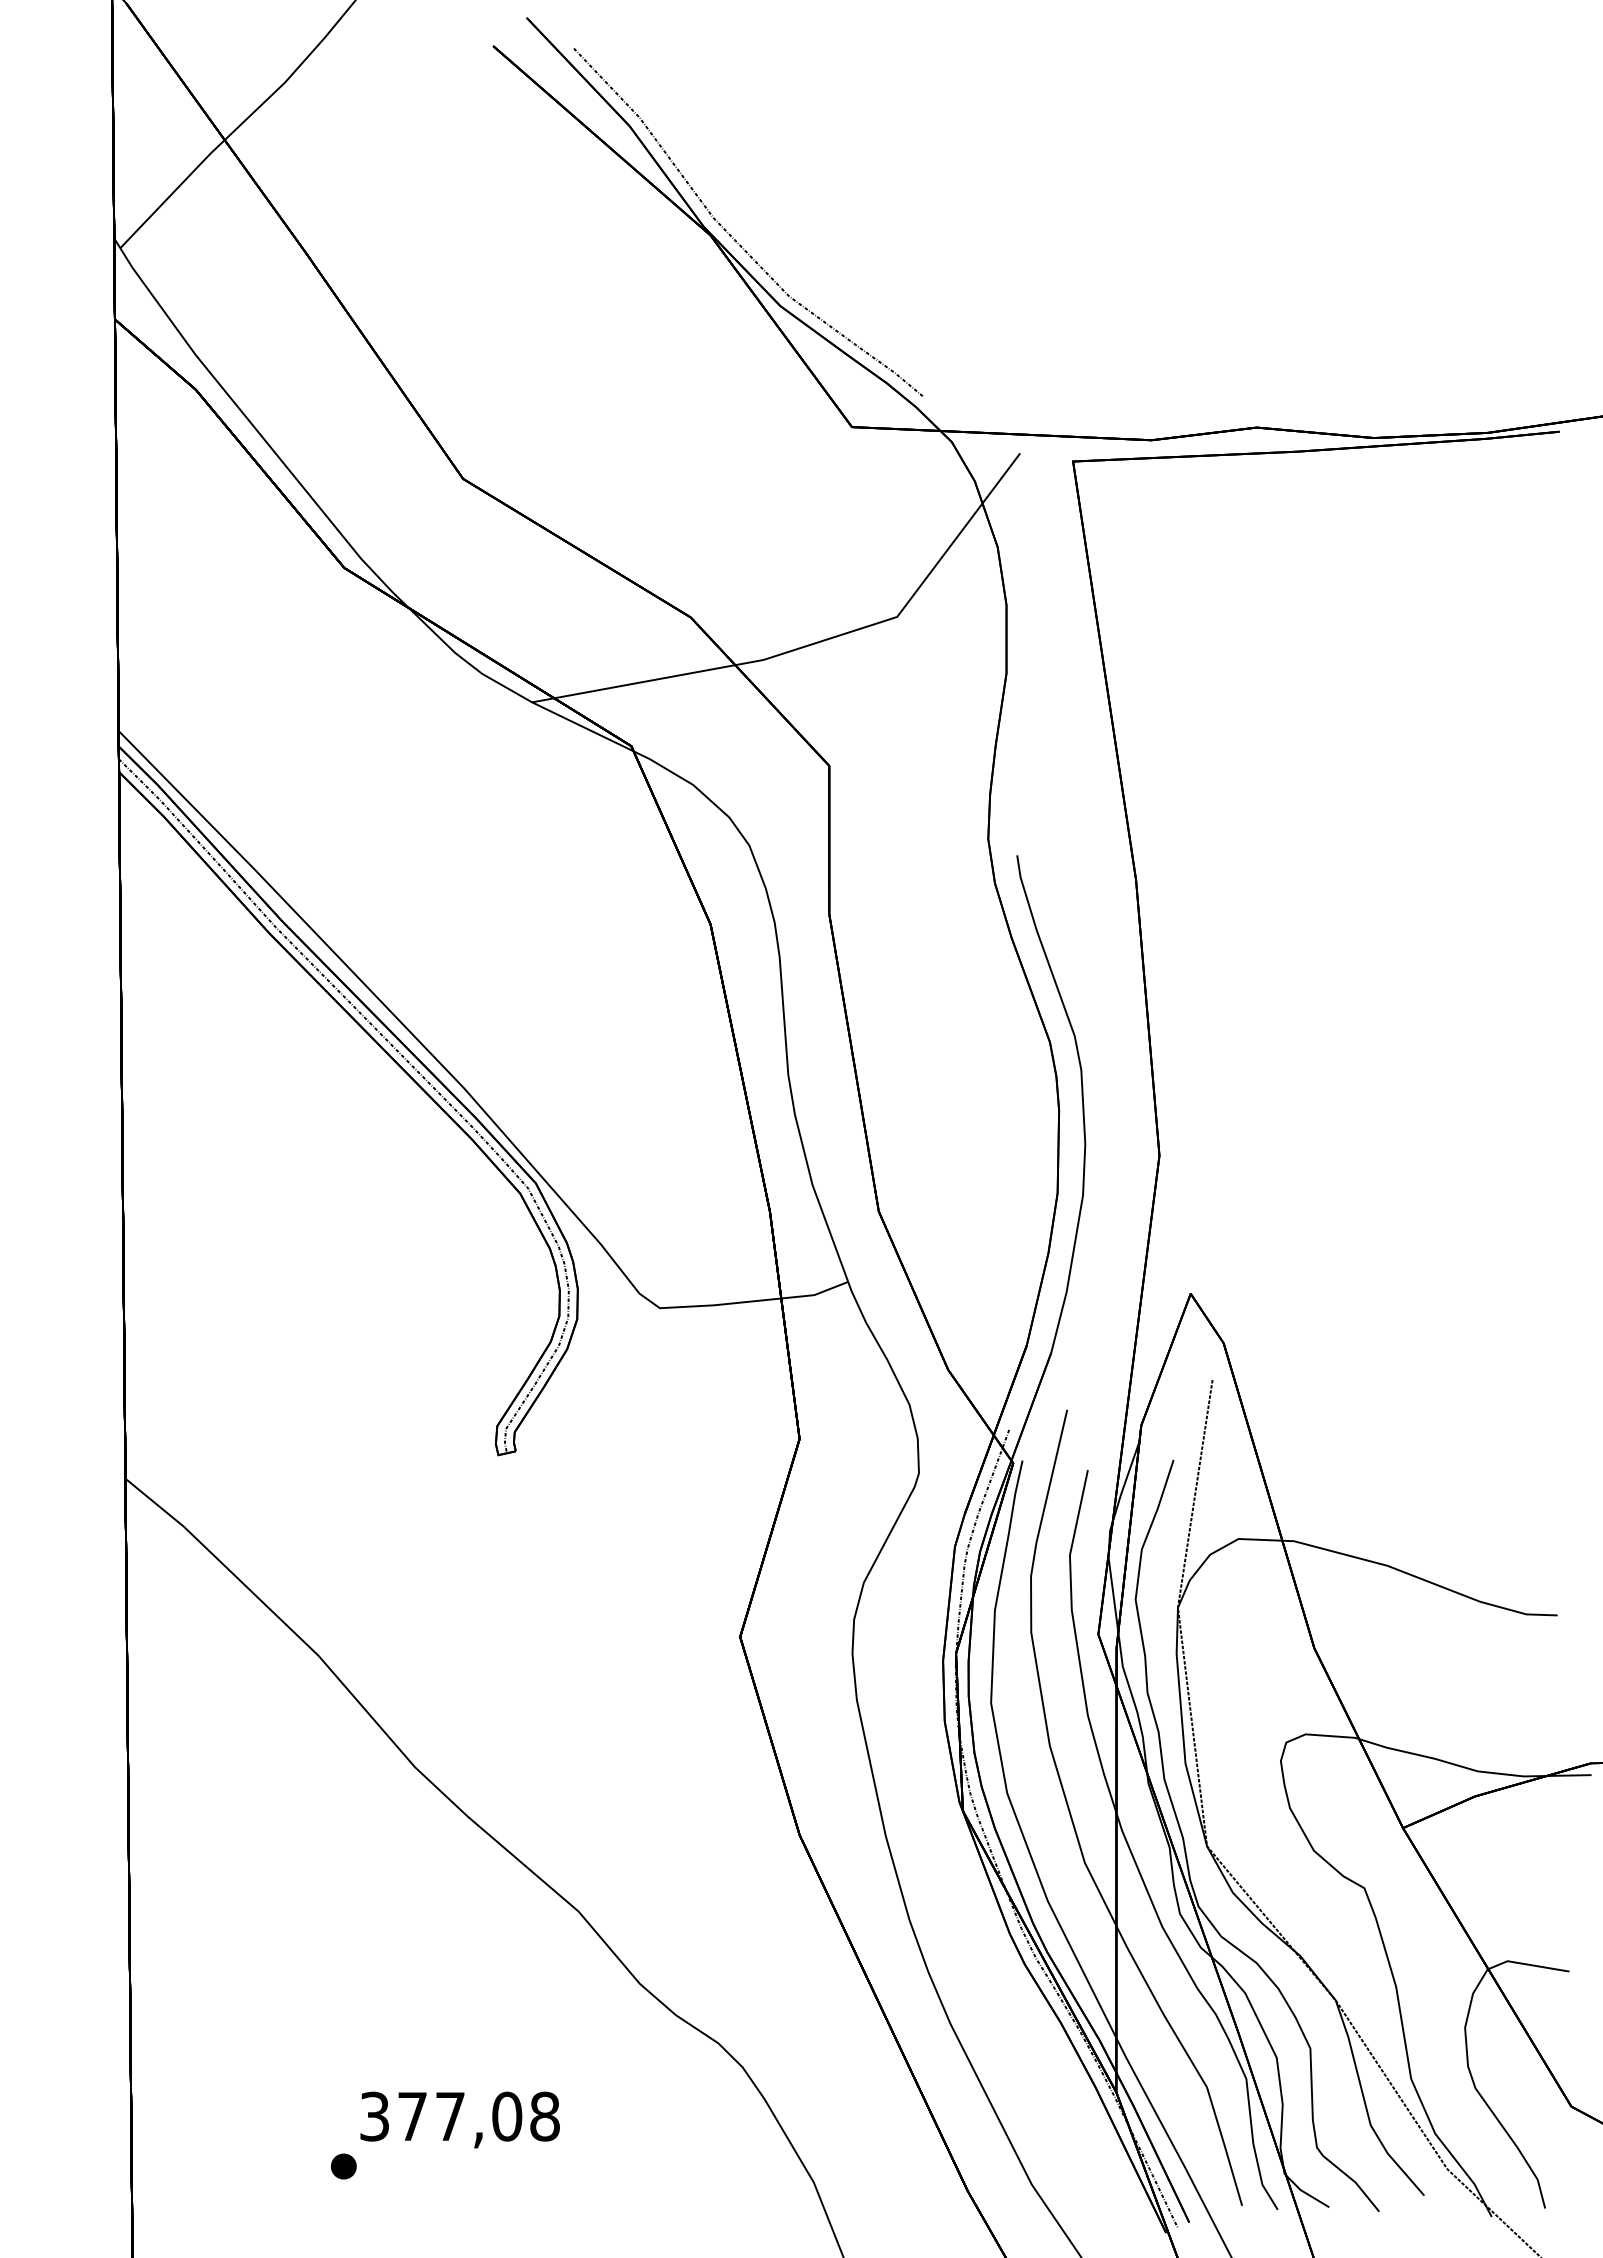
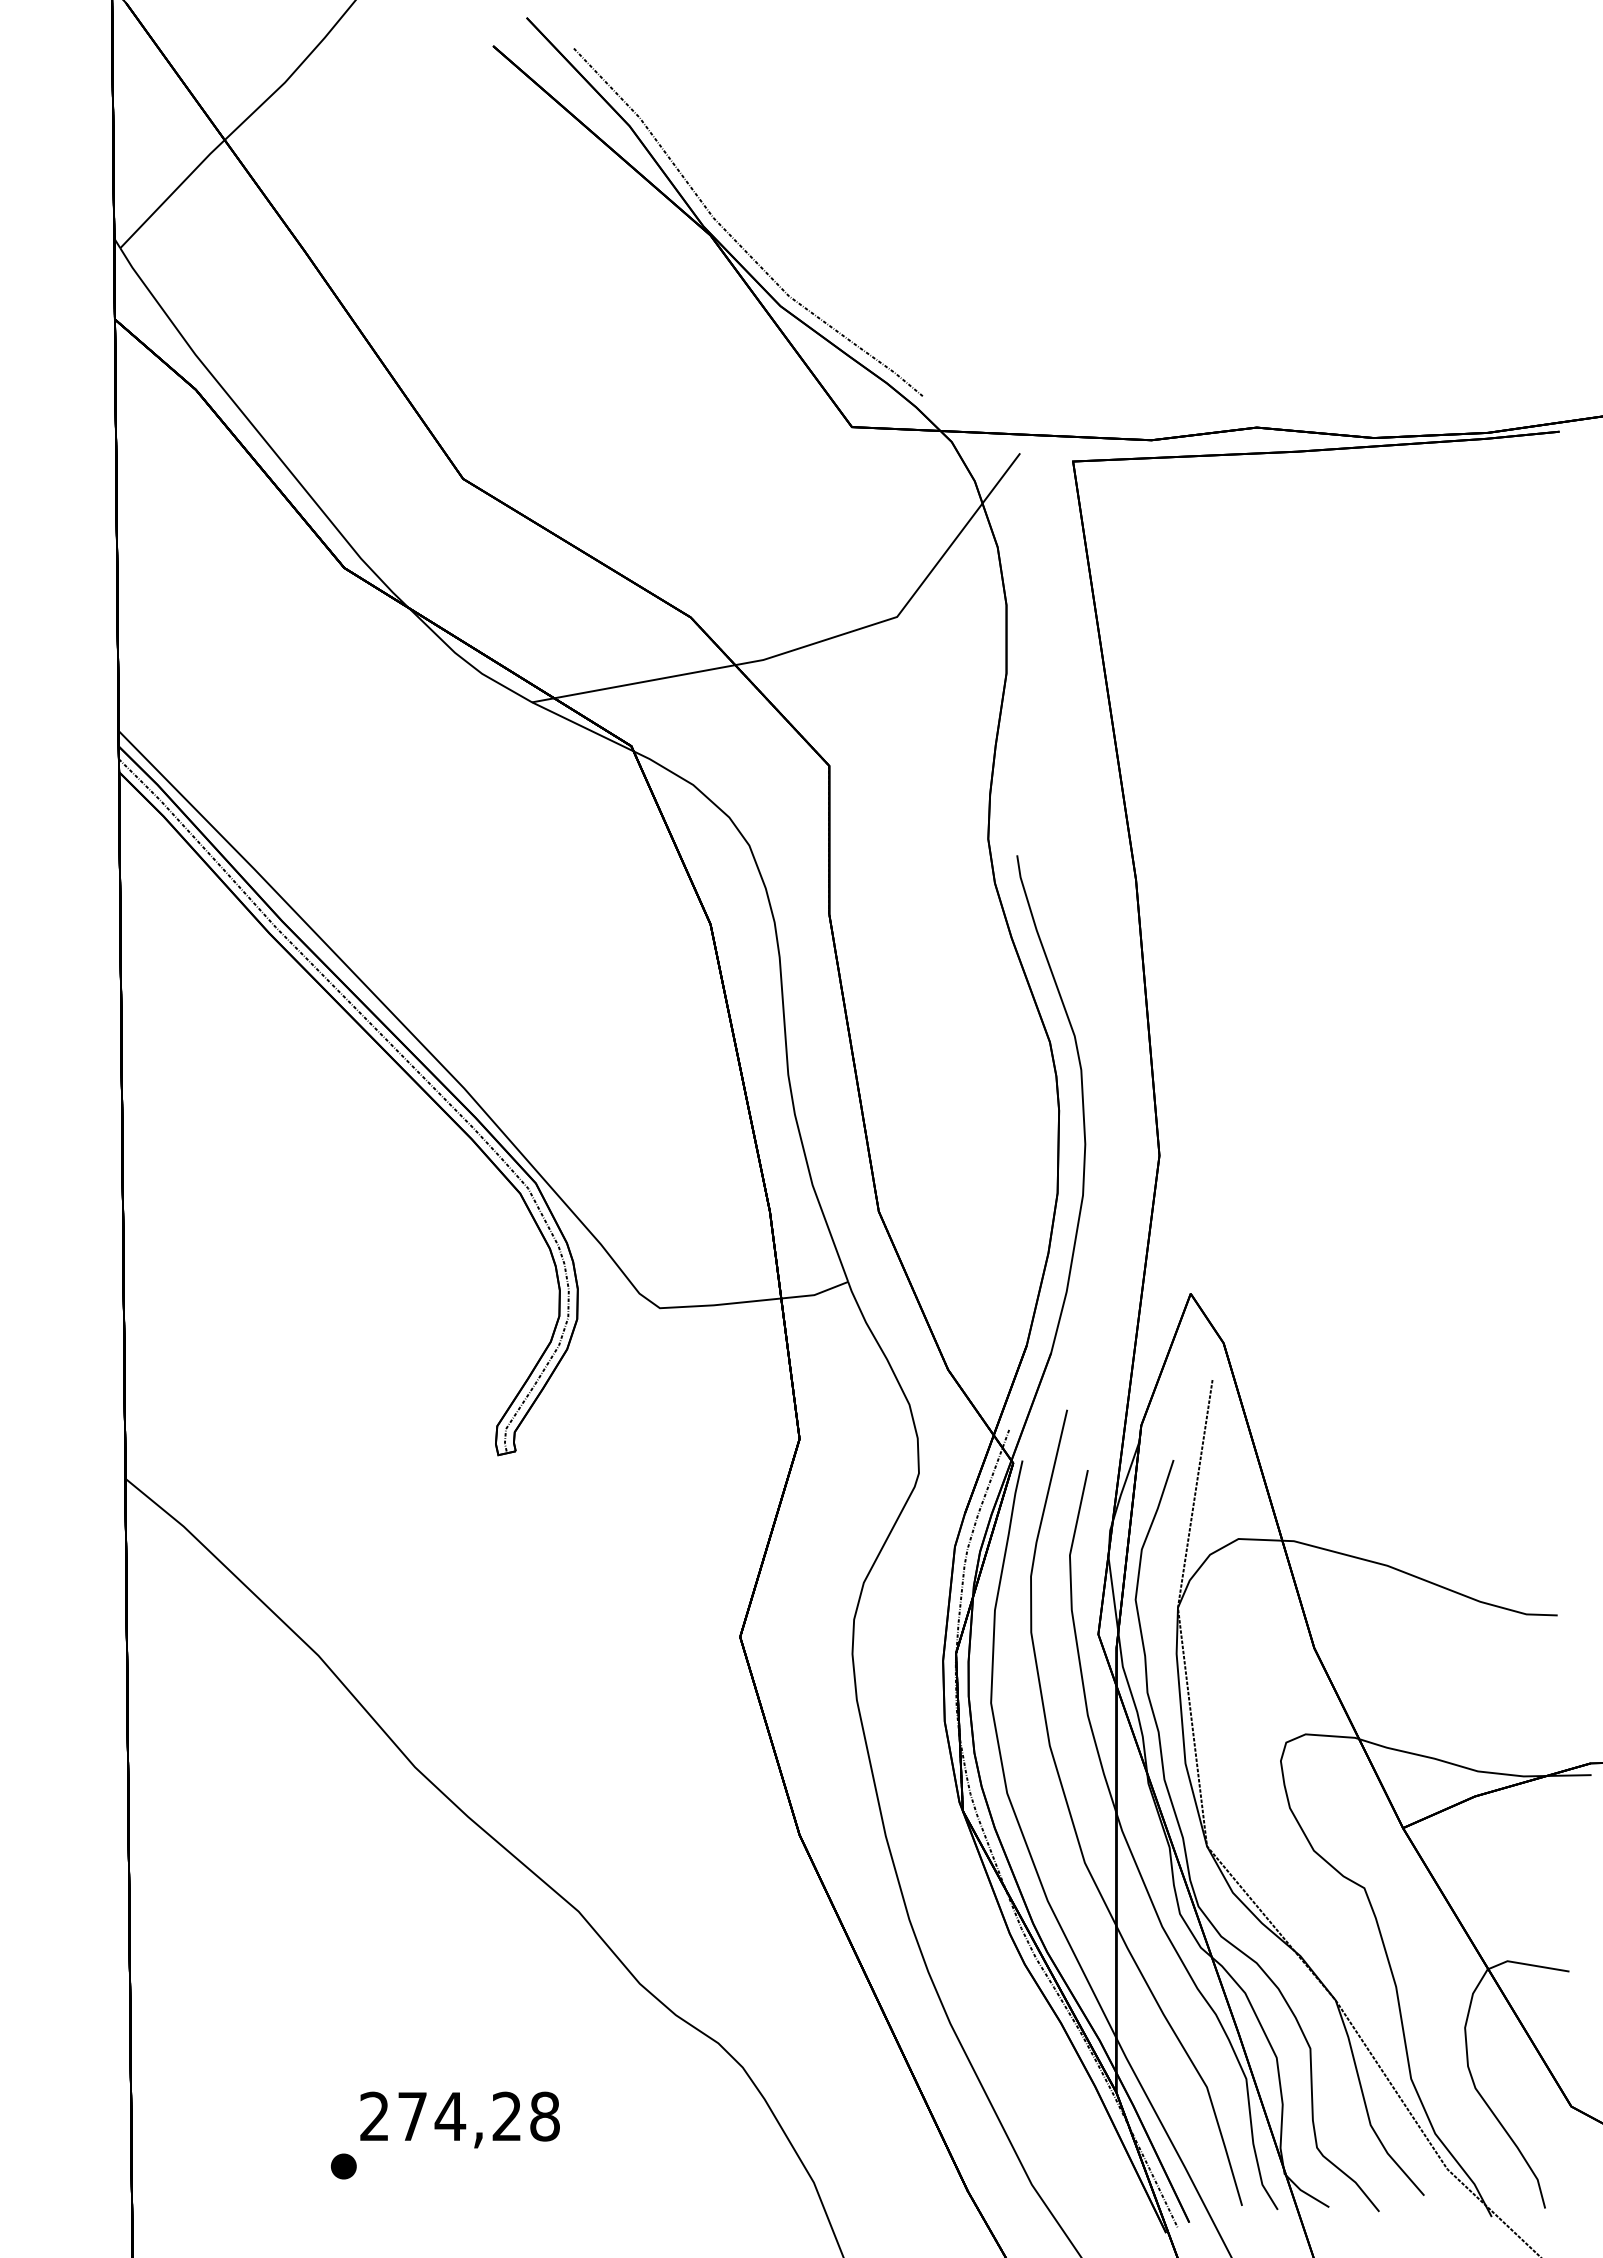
text: 377,08 -> 274,28 (441, 2116)
